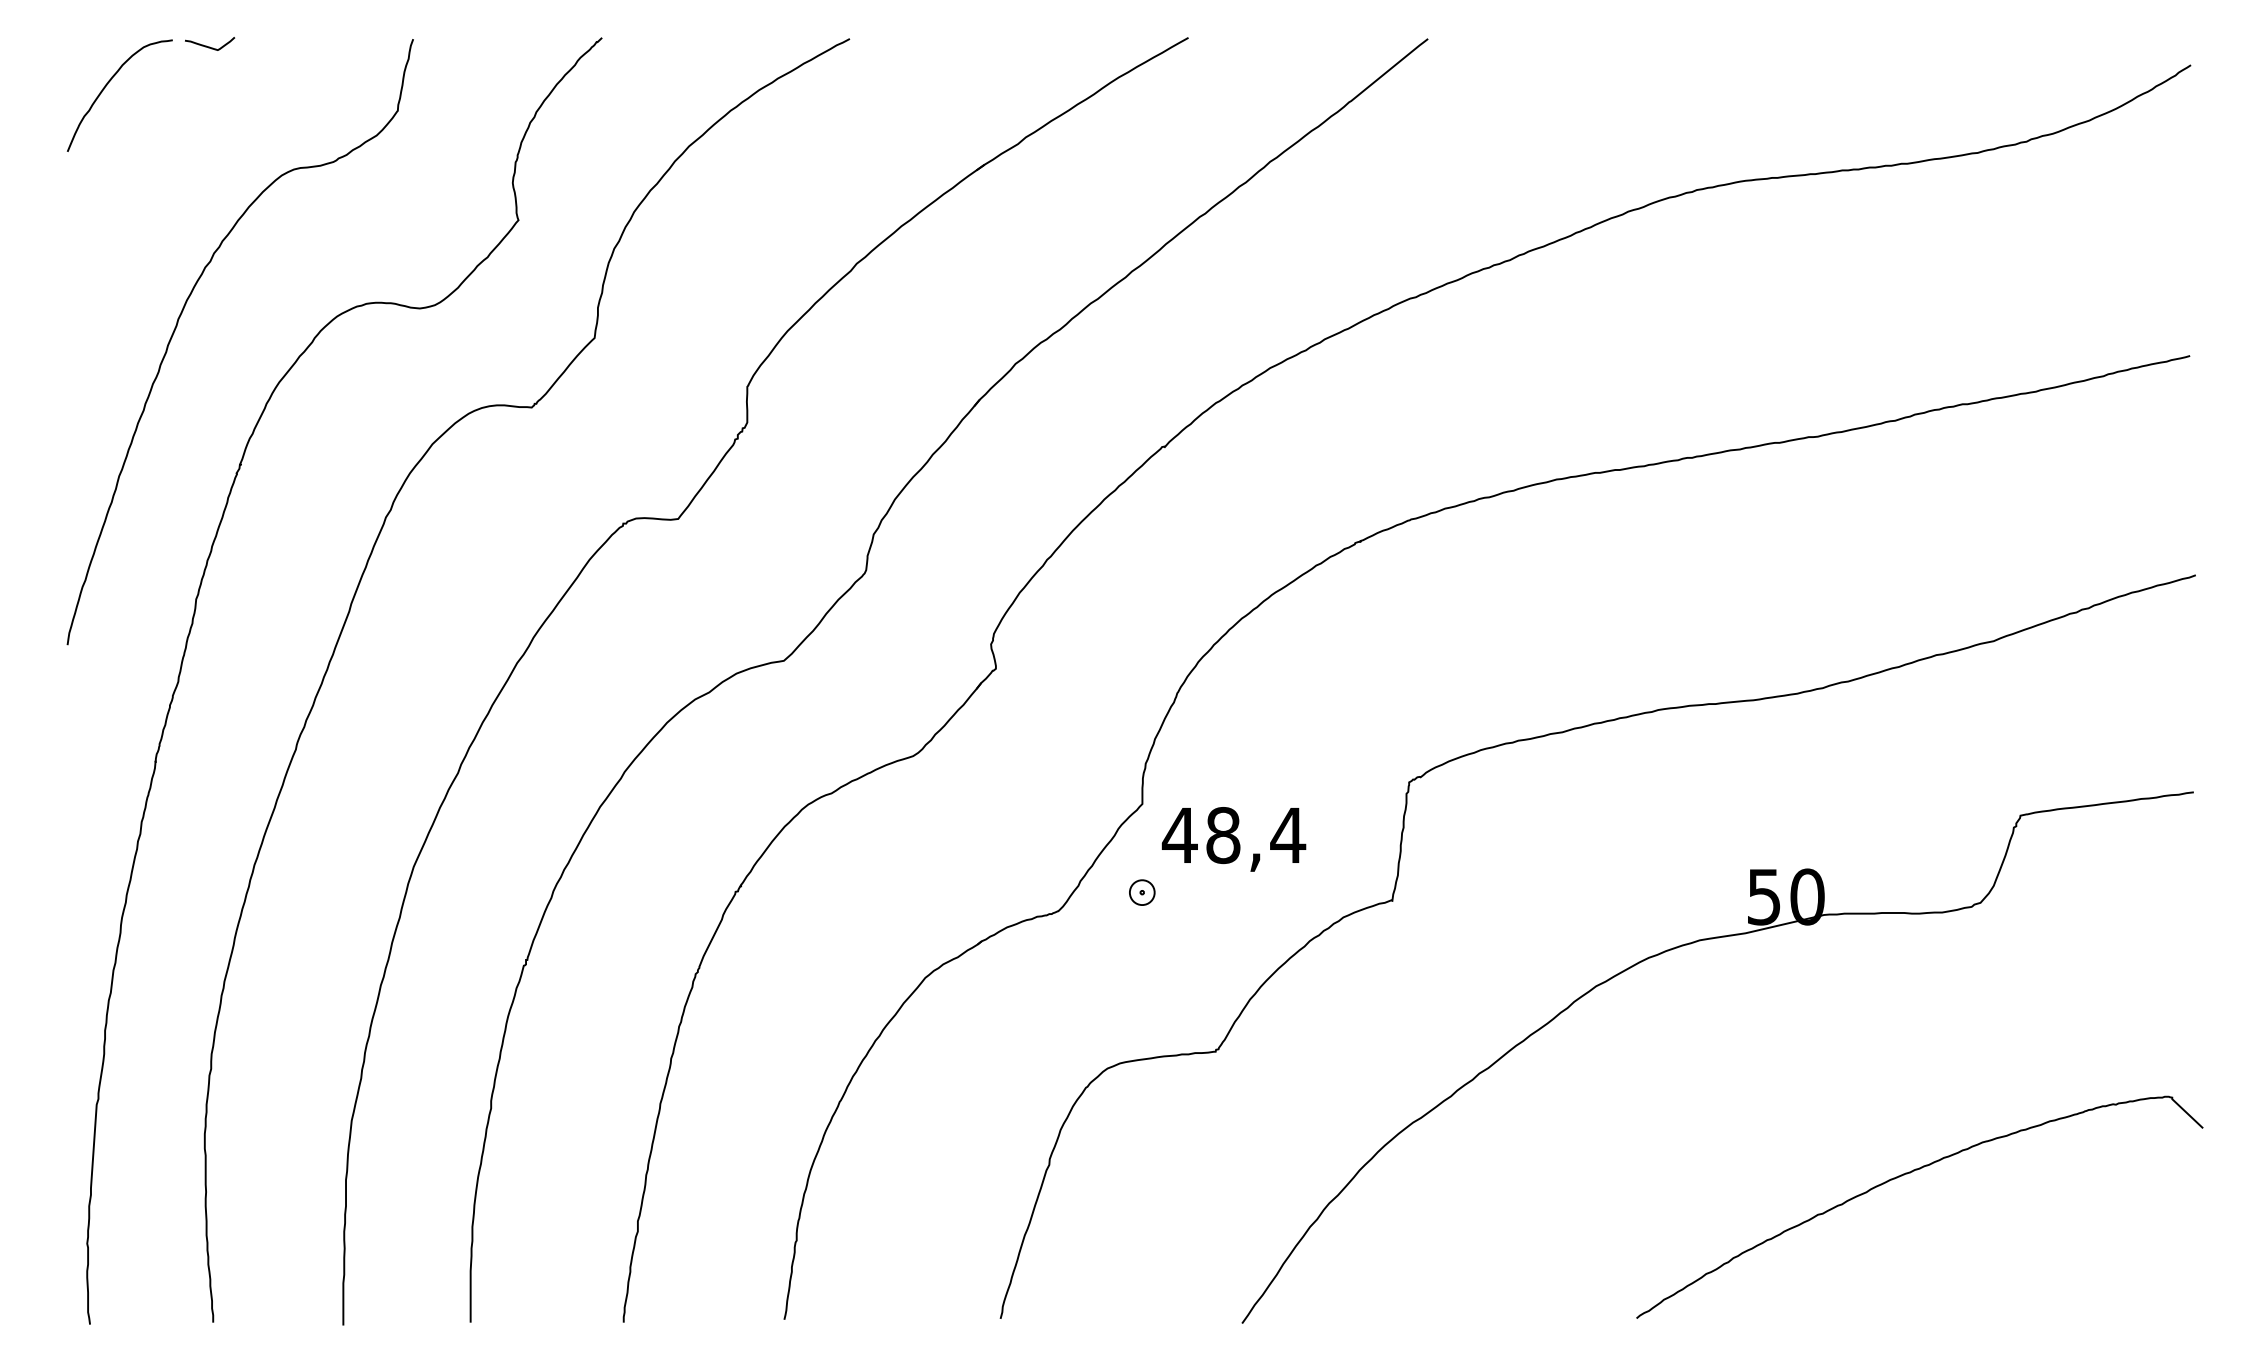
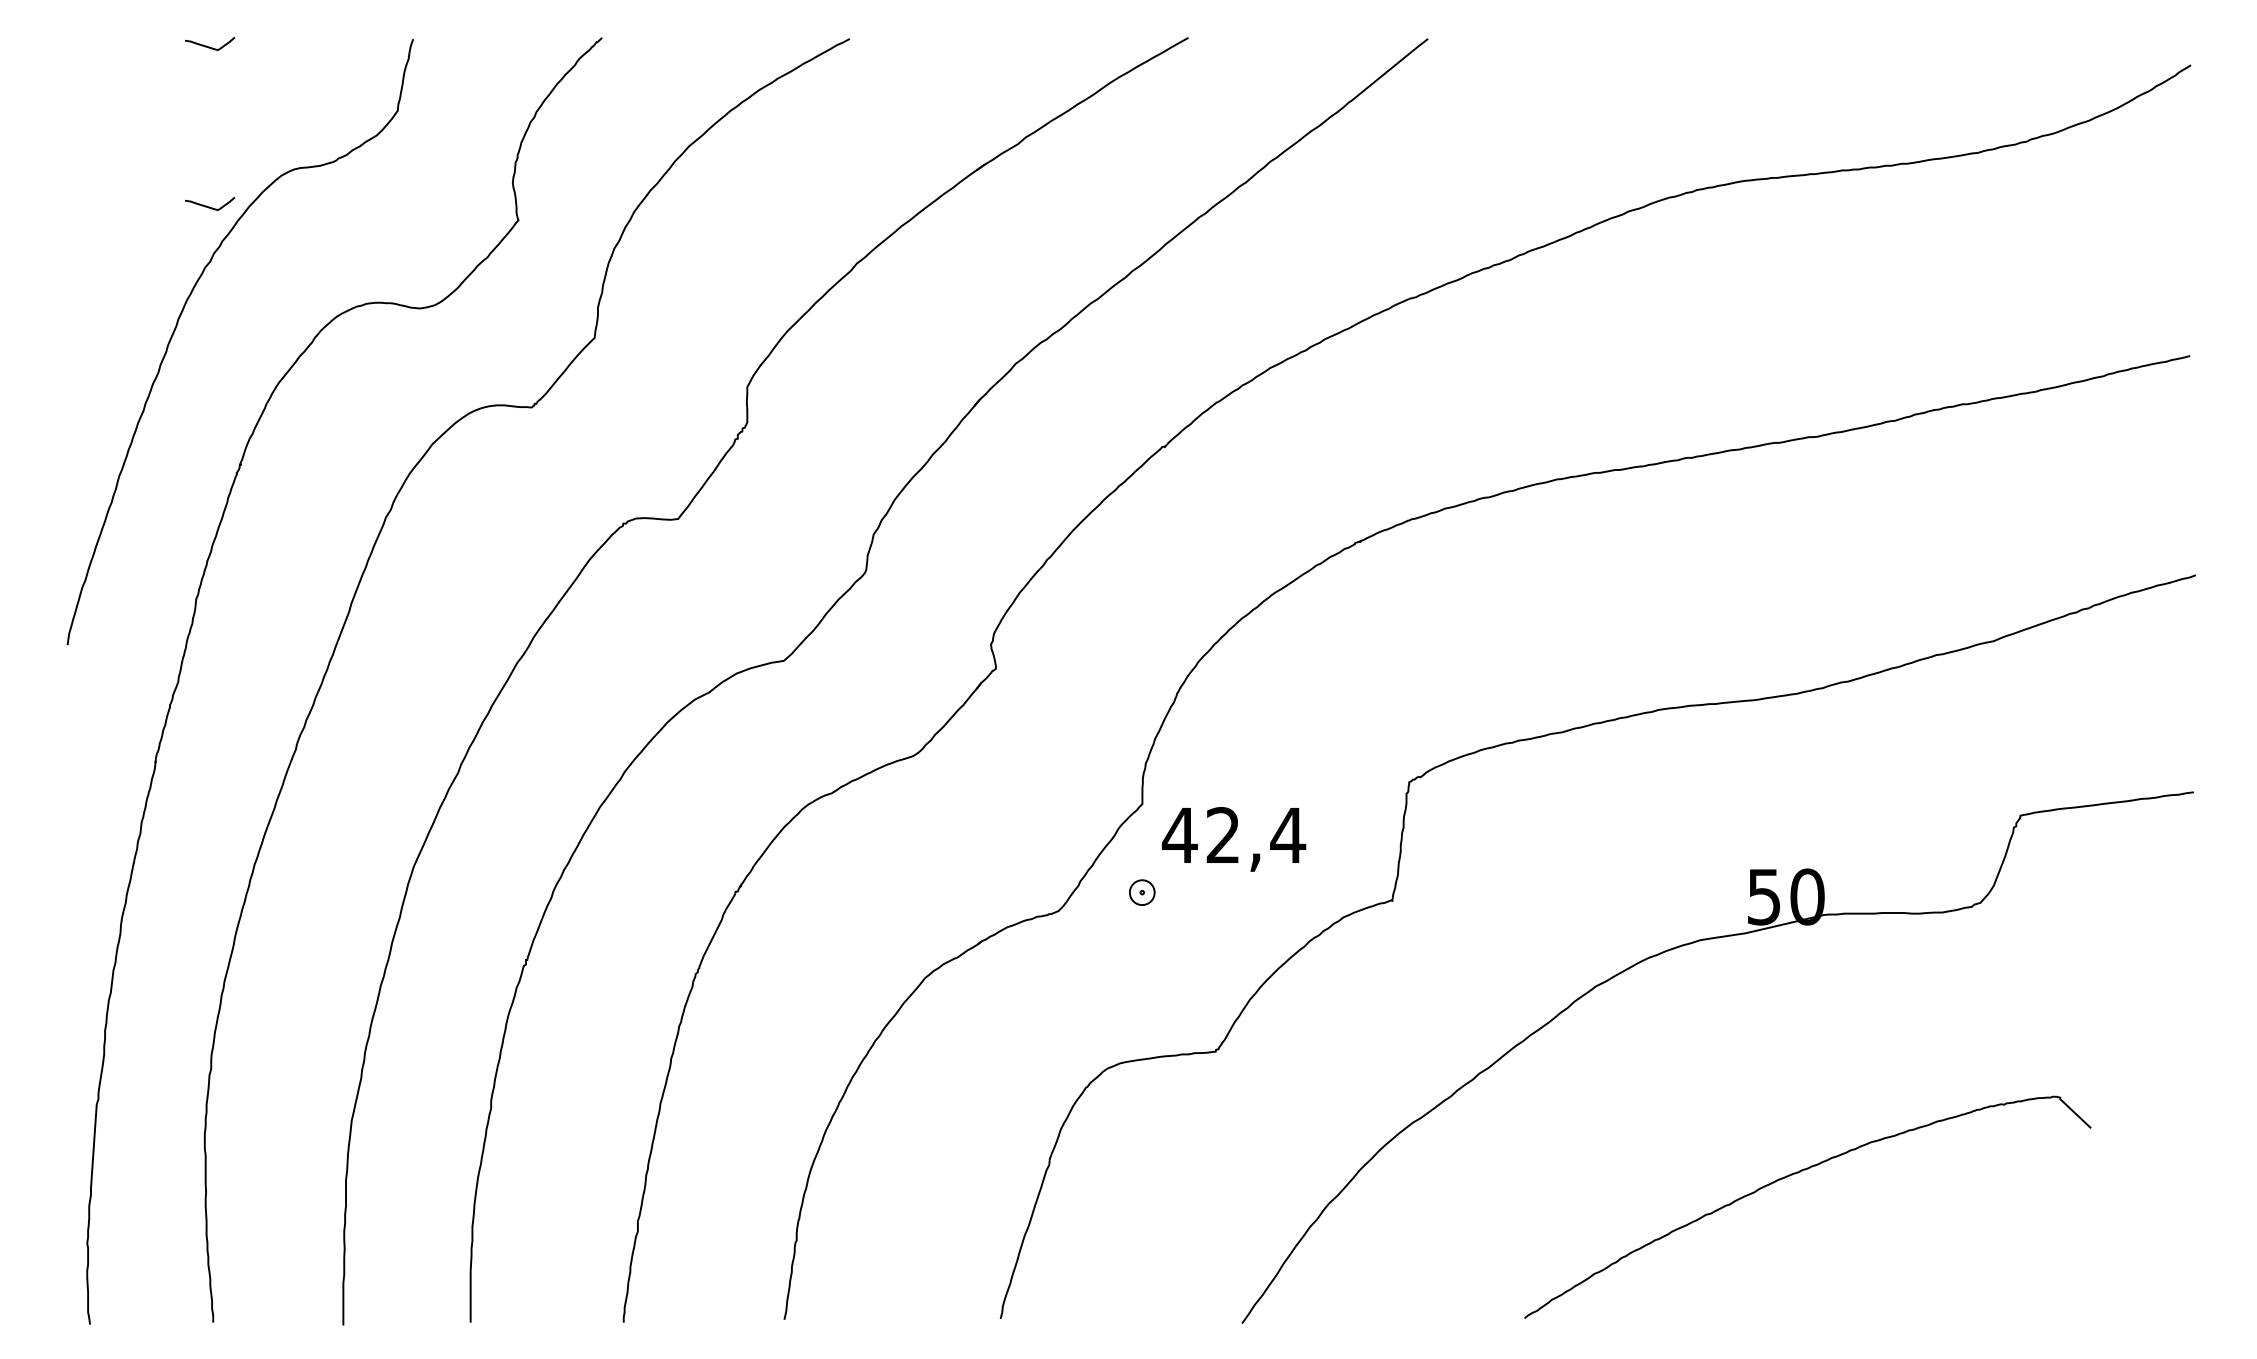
curve: present -> none (107, 85)
curve: none -> present (209, 206)
text: 48,4 -> 42,4 (1223, 835)
curve position: (1907, 1174) -> (1795, 1174) (1795, 1174)
